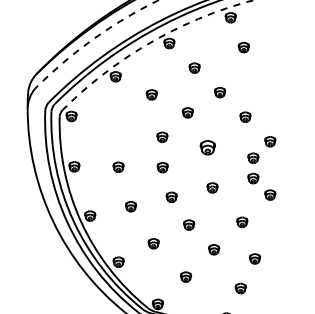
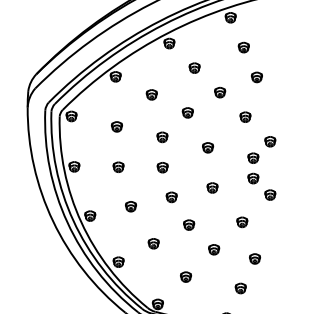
arc: dashed -> solid (92, 39)
arc: dashed -> solid (151, 42)
part: none -> present (256, 77)
part: none -> present (116, 126)
part size: 17x16 px -> 13x12 px (208, 147)
